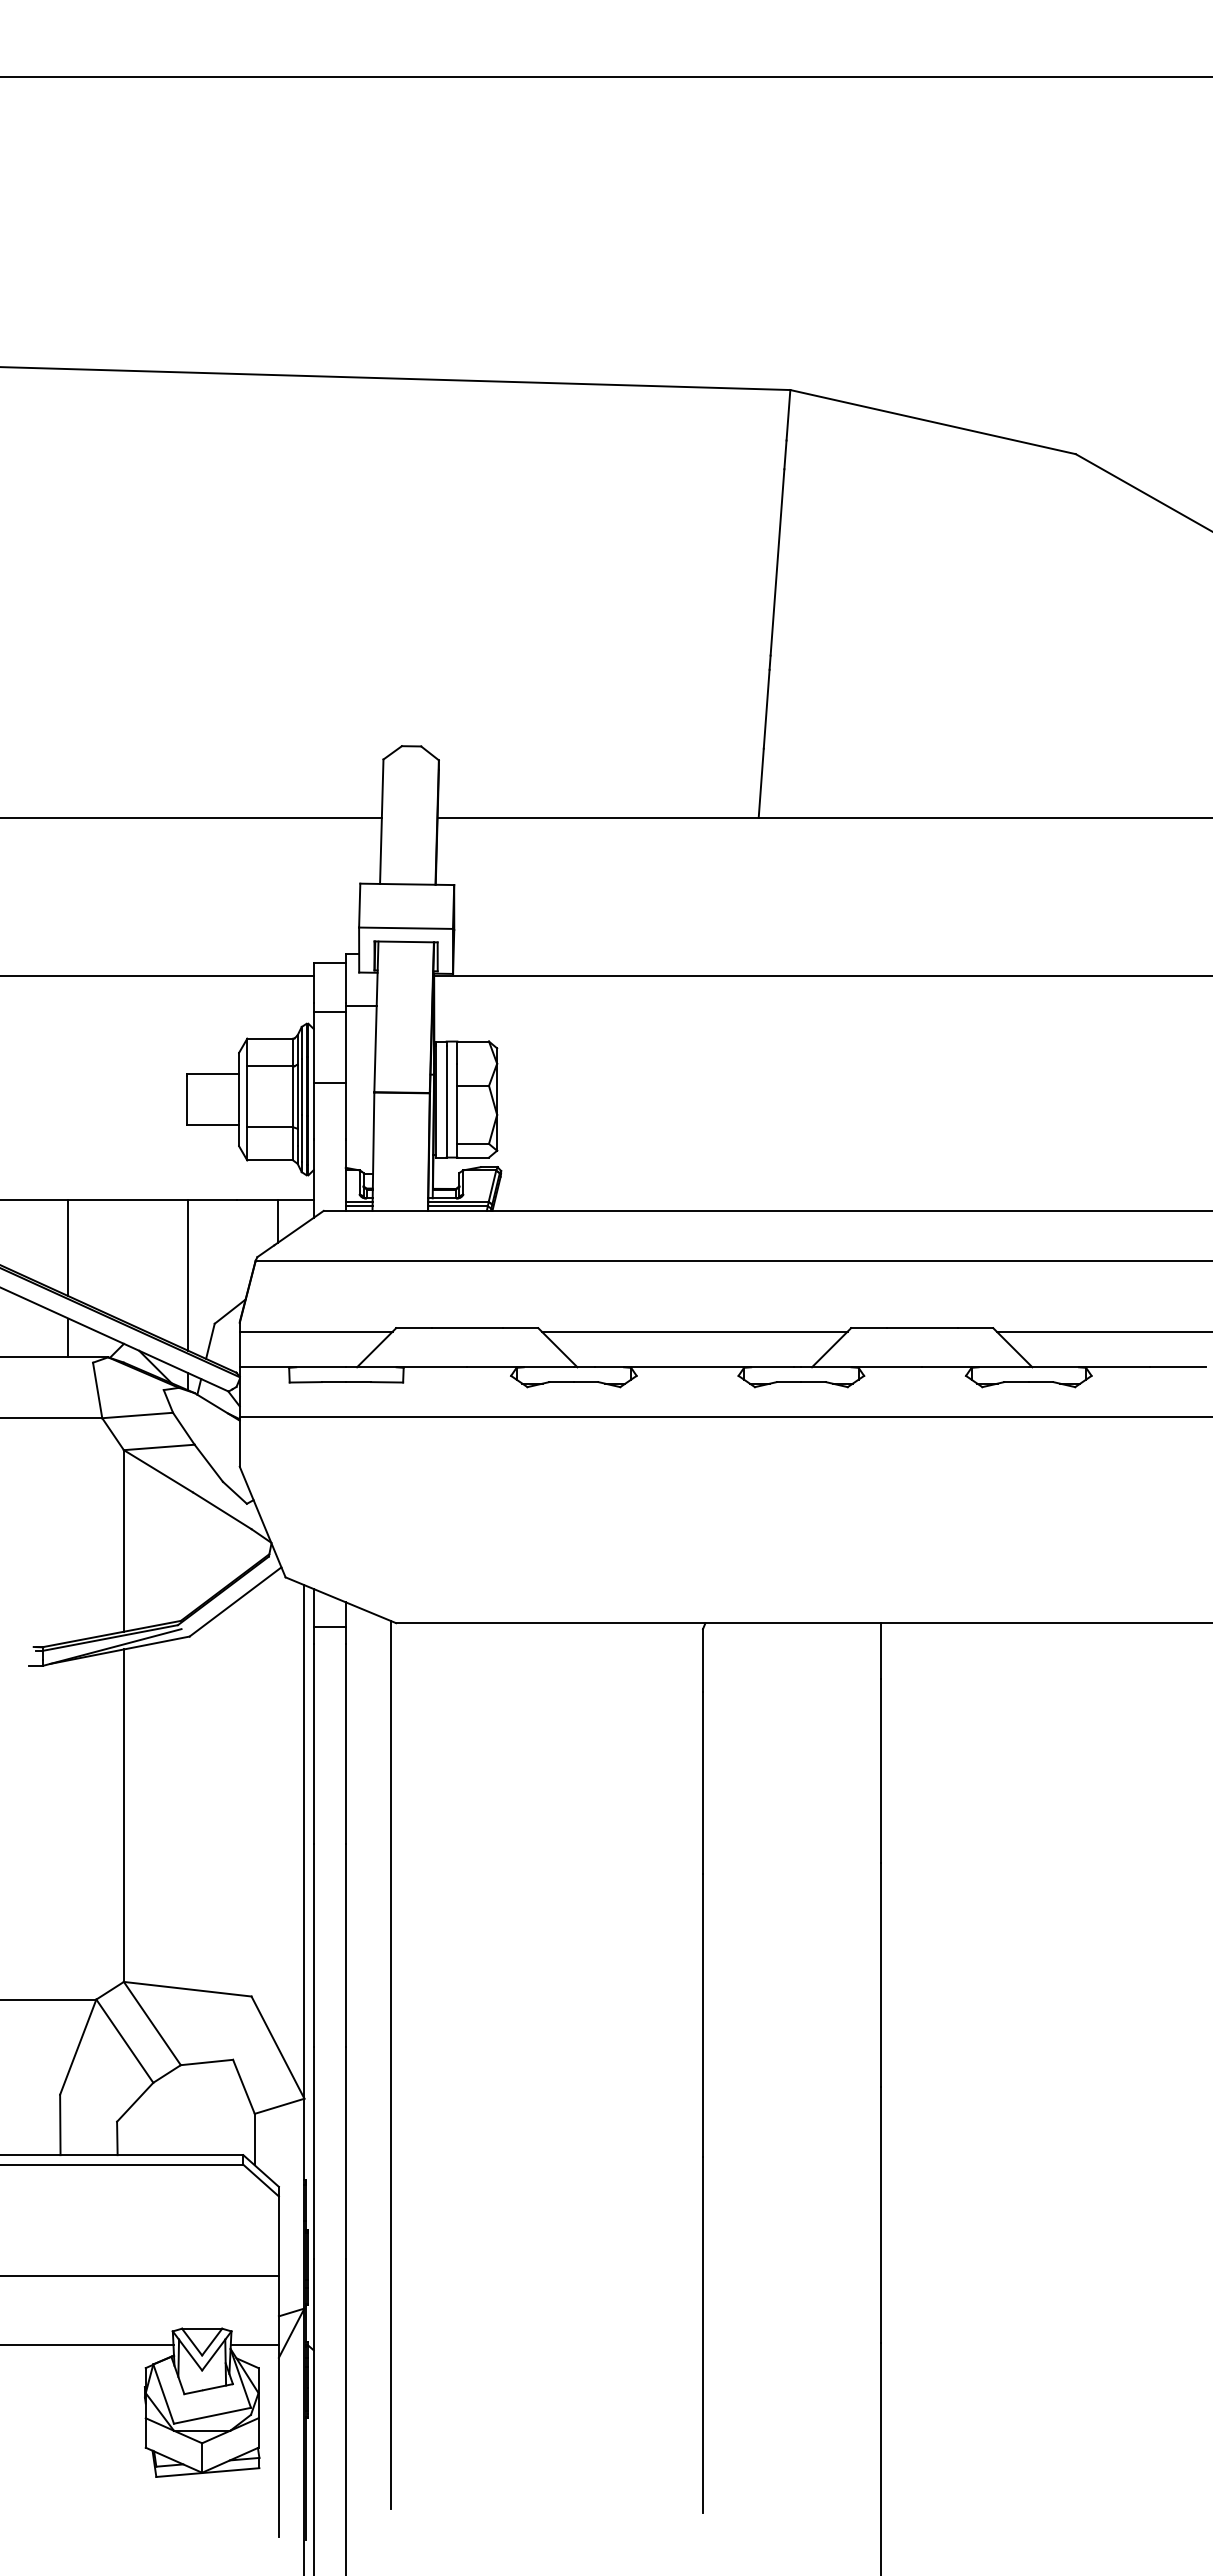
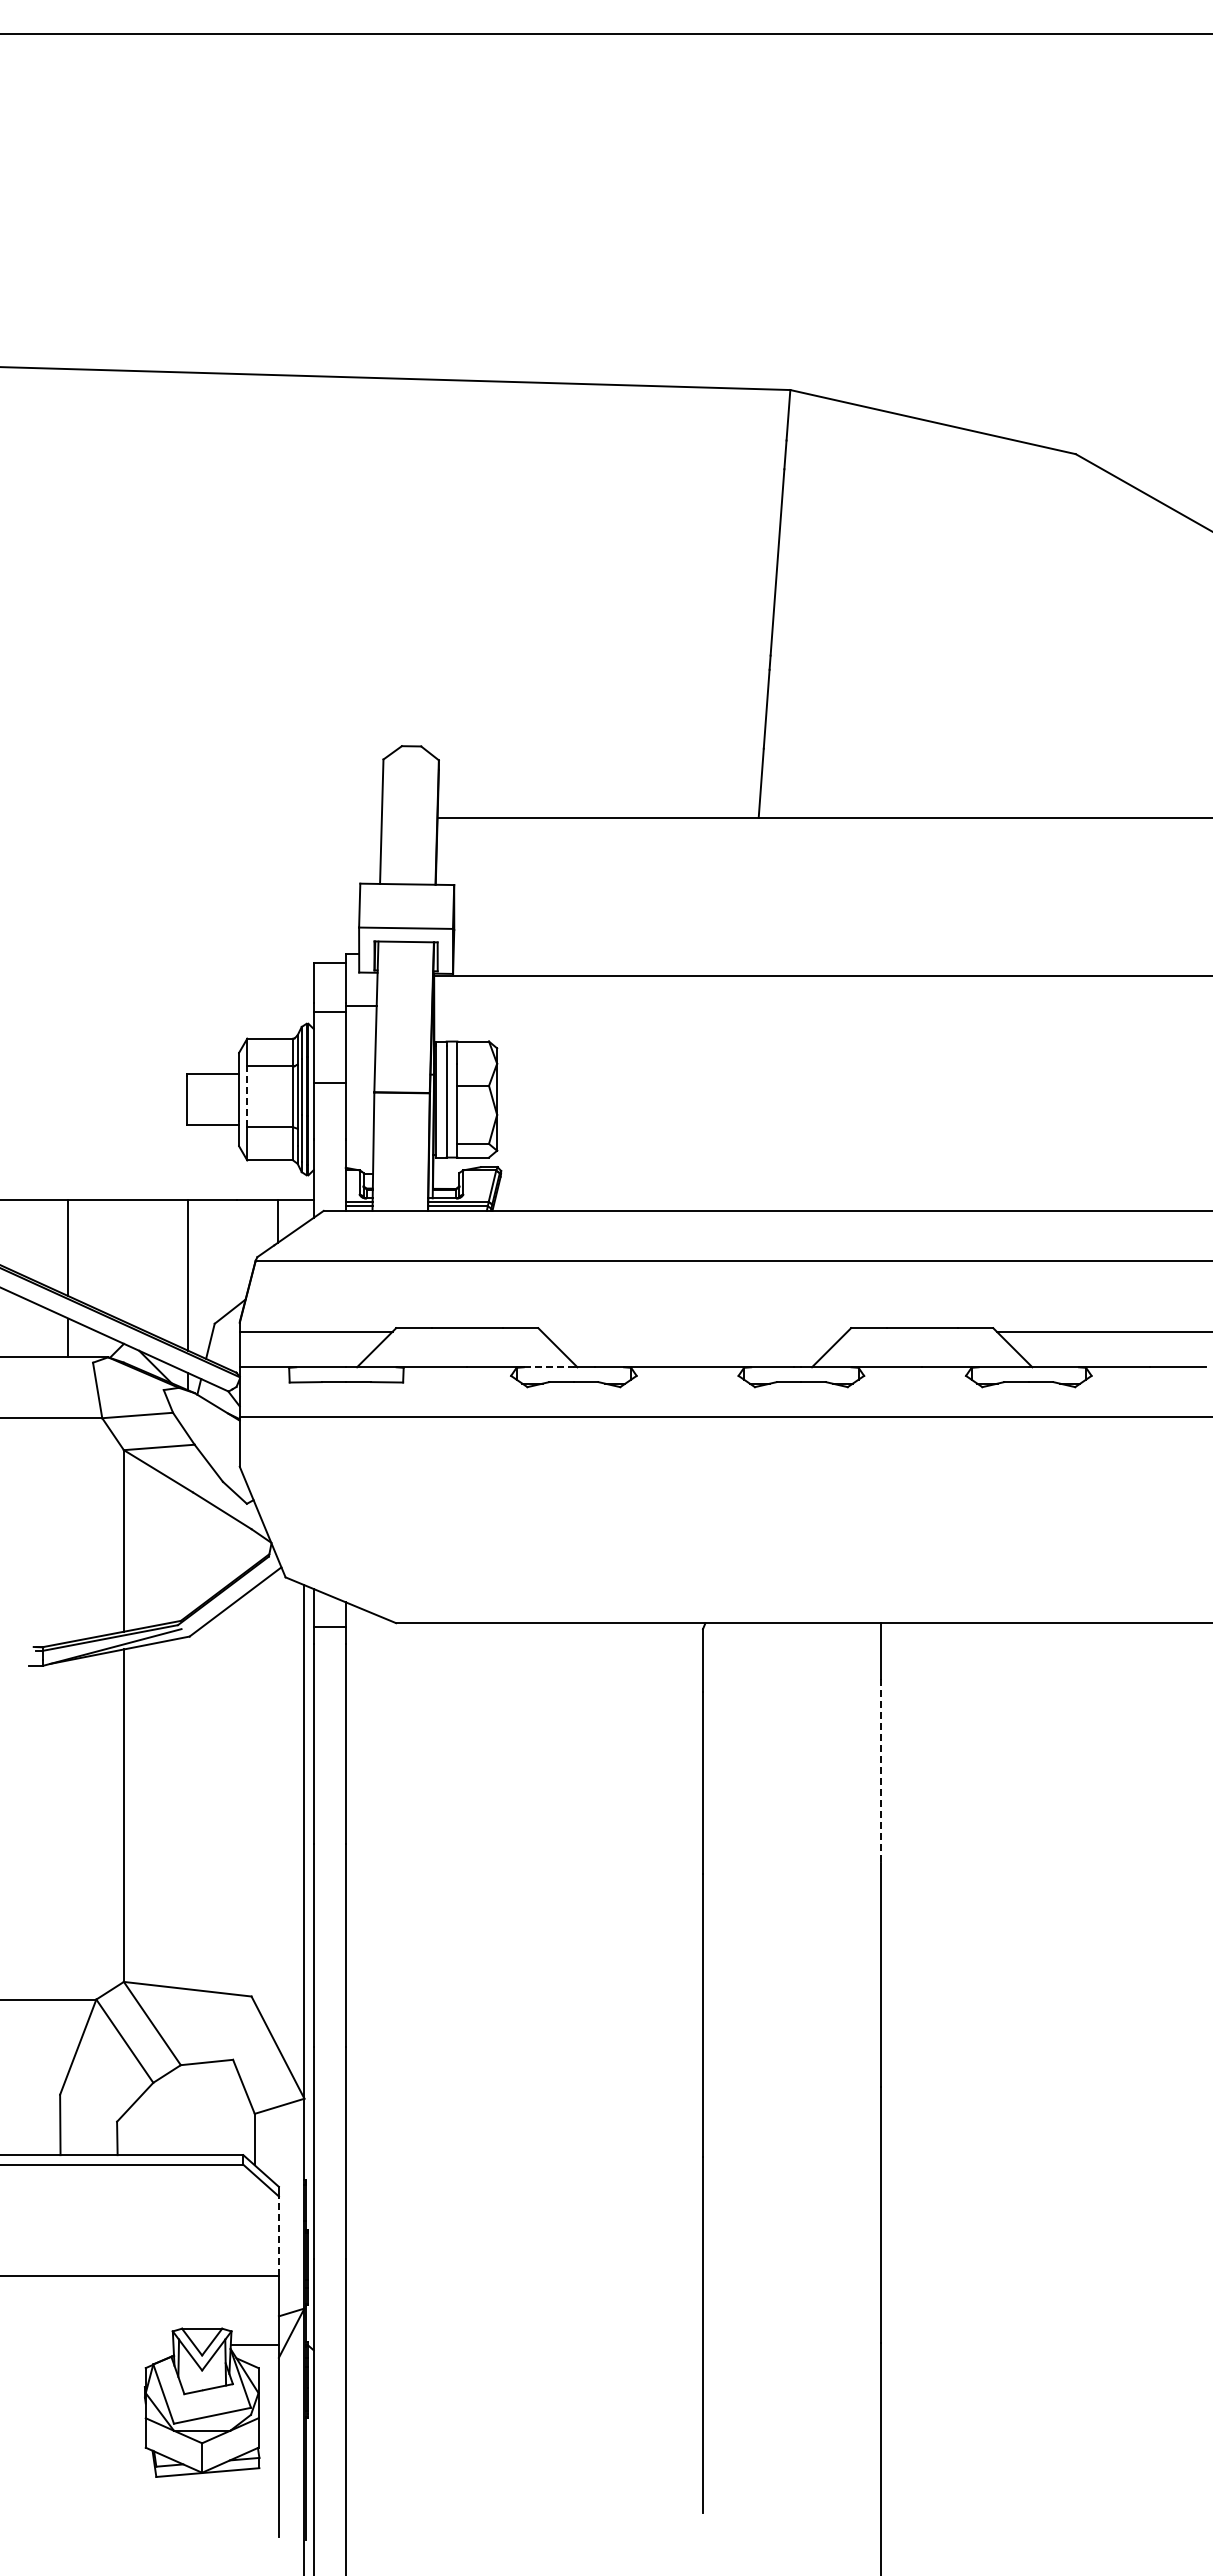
line position: (605, 77) -> (605, 34) (605, 34)
line: present -> none (191, 817)
line: present -> none (157, 975)
line: solid -> dashed (247, 1096)
line: present -> none (694, 1331)
line: solid -> dashed (549, 1367)
line: solid -> dashed (880, 1771)
line: present -> none (390, 2064)
line: solid -> dashed (278, 2236)
line: present -> none (87, 2345)
